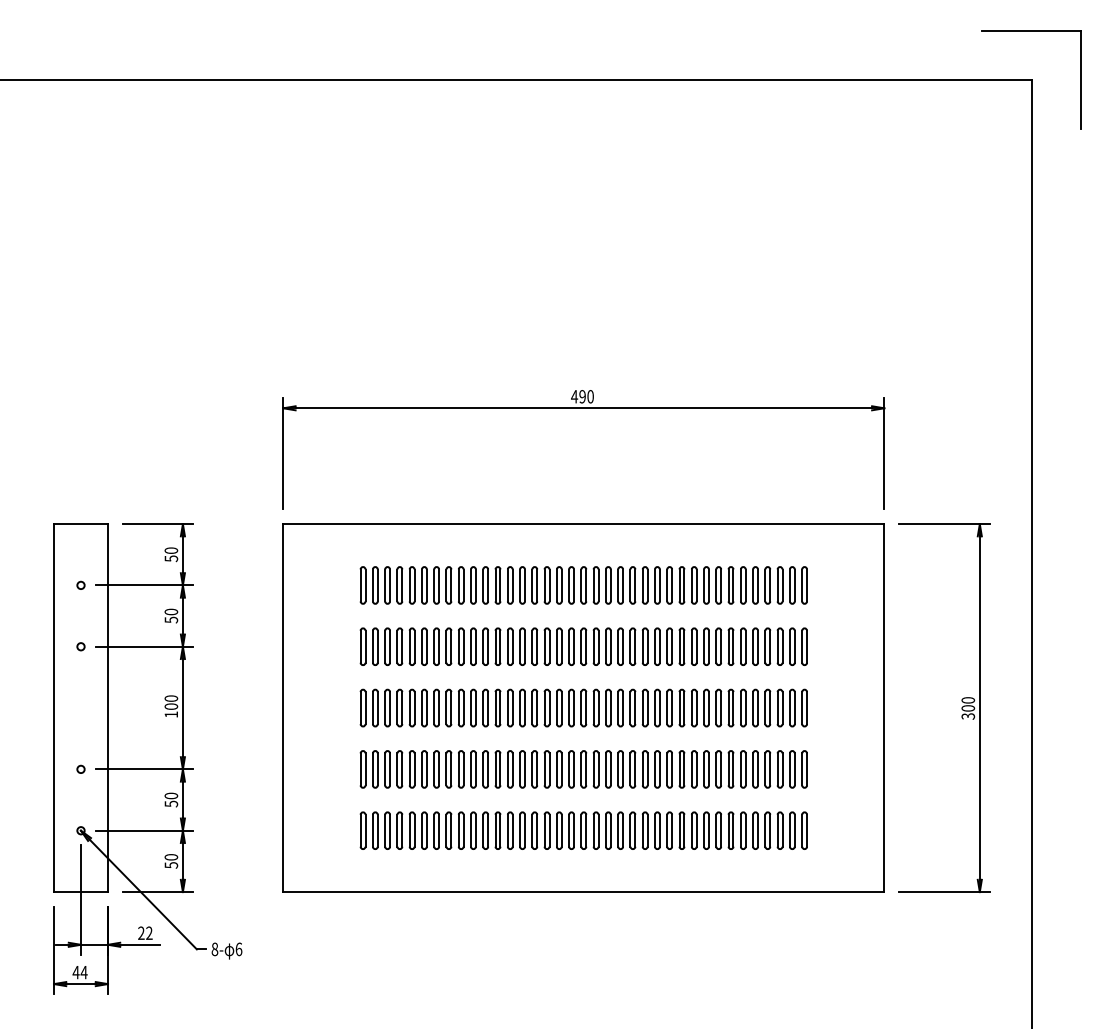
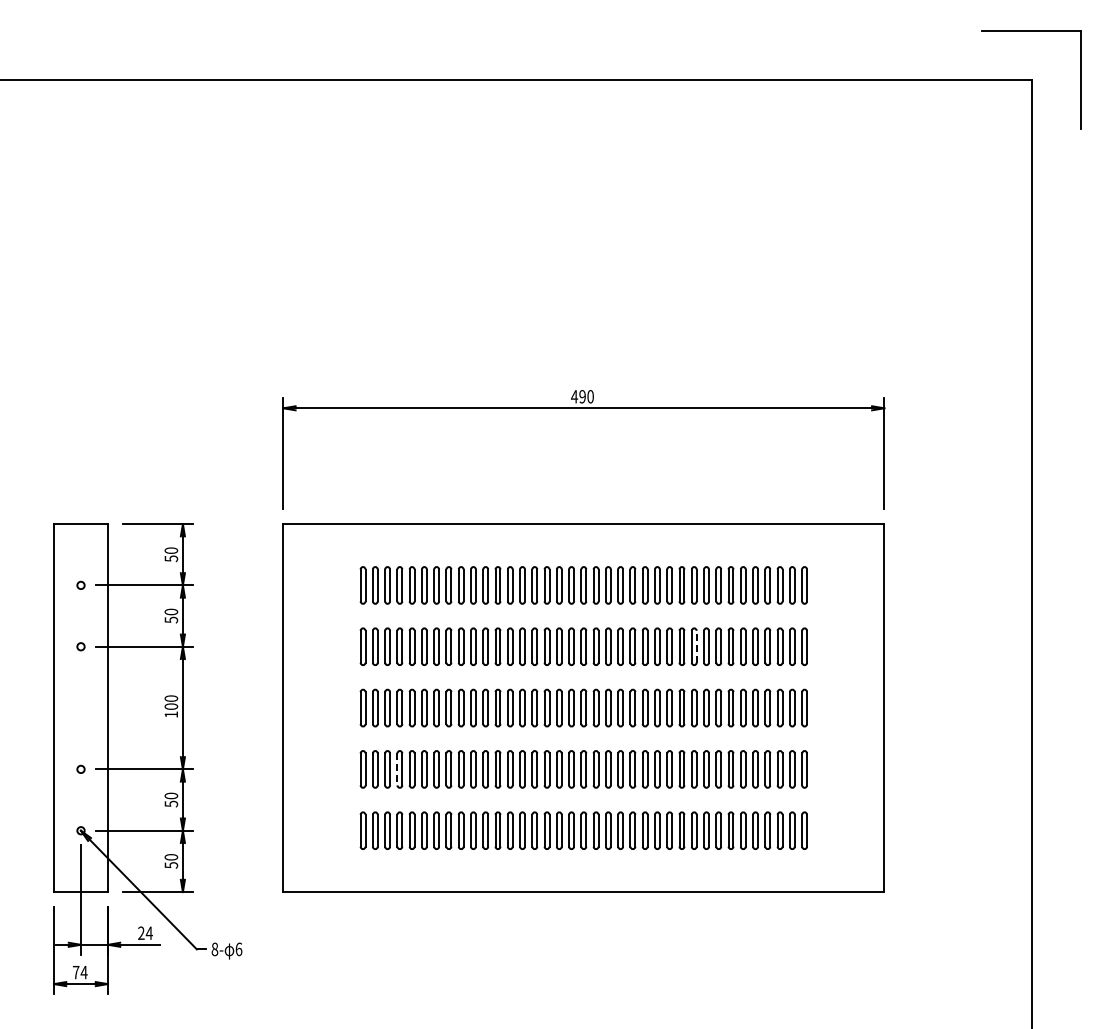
line: solid -> dashed (696, 646)
part: present -> none (961, 707)
line: solid -> dashed (397, 769)
text: 22 -> 24 (148, 932)
text: 44 -> 74 (75, 972)
